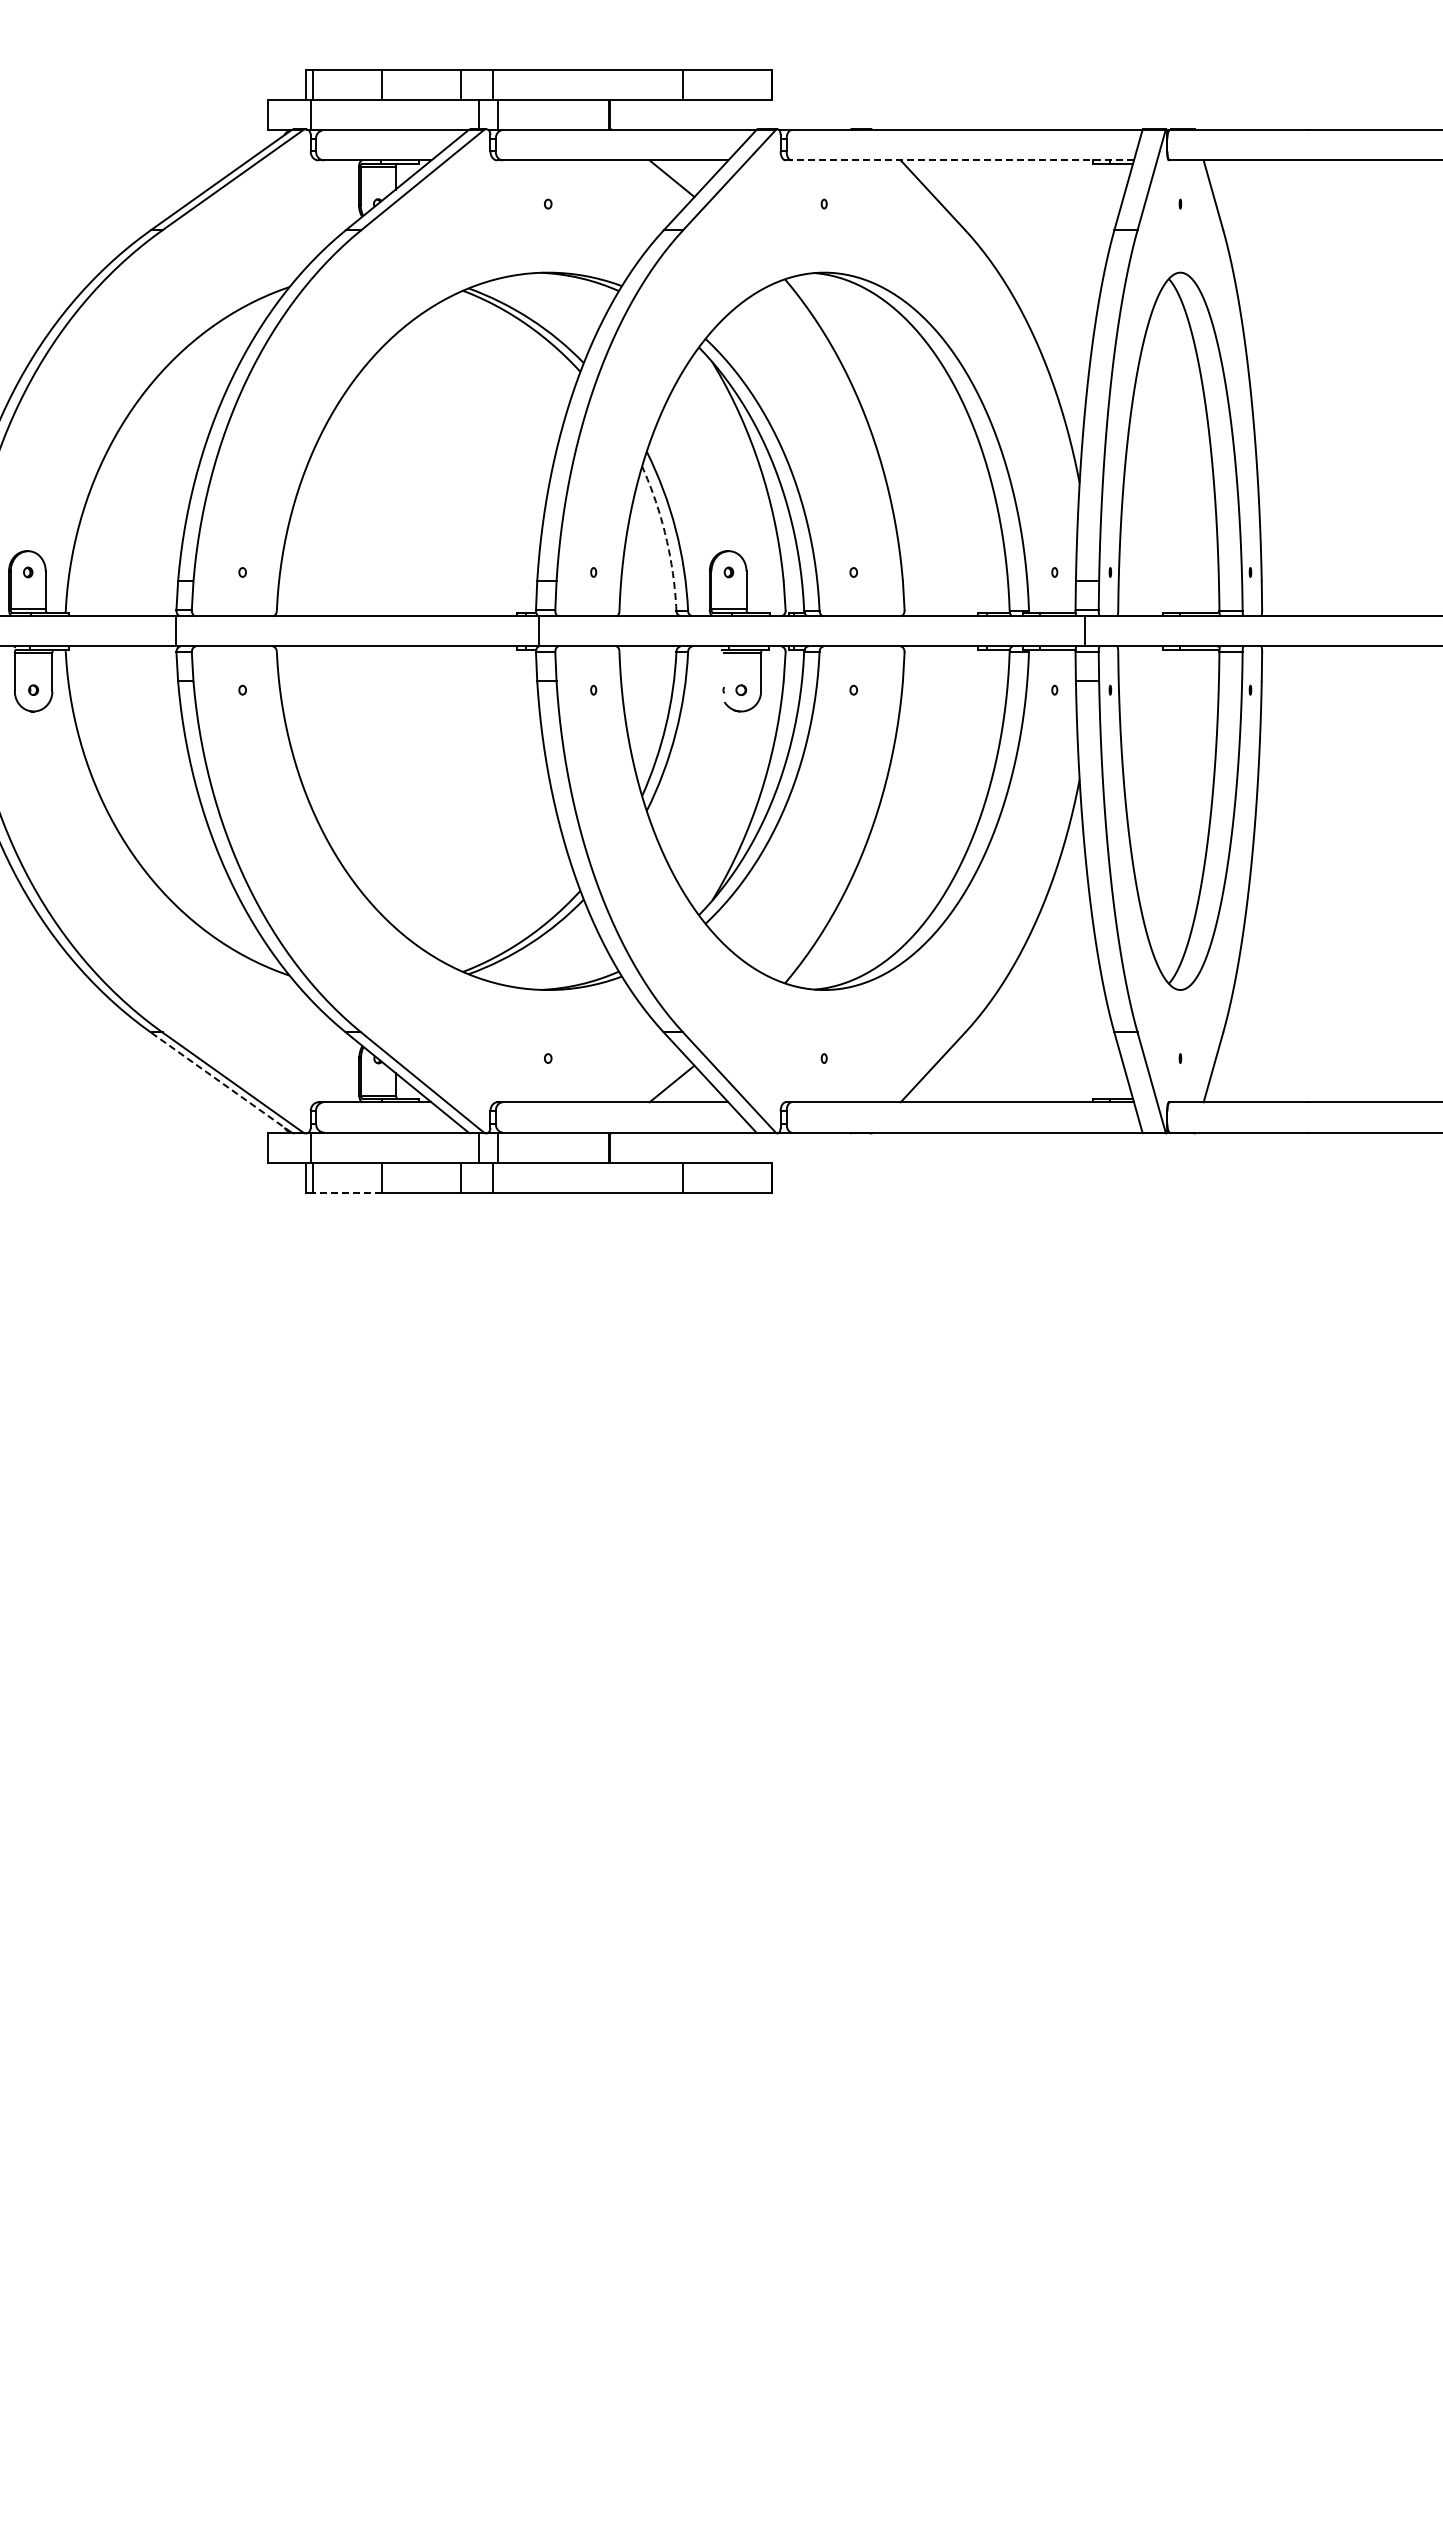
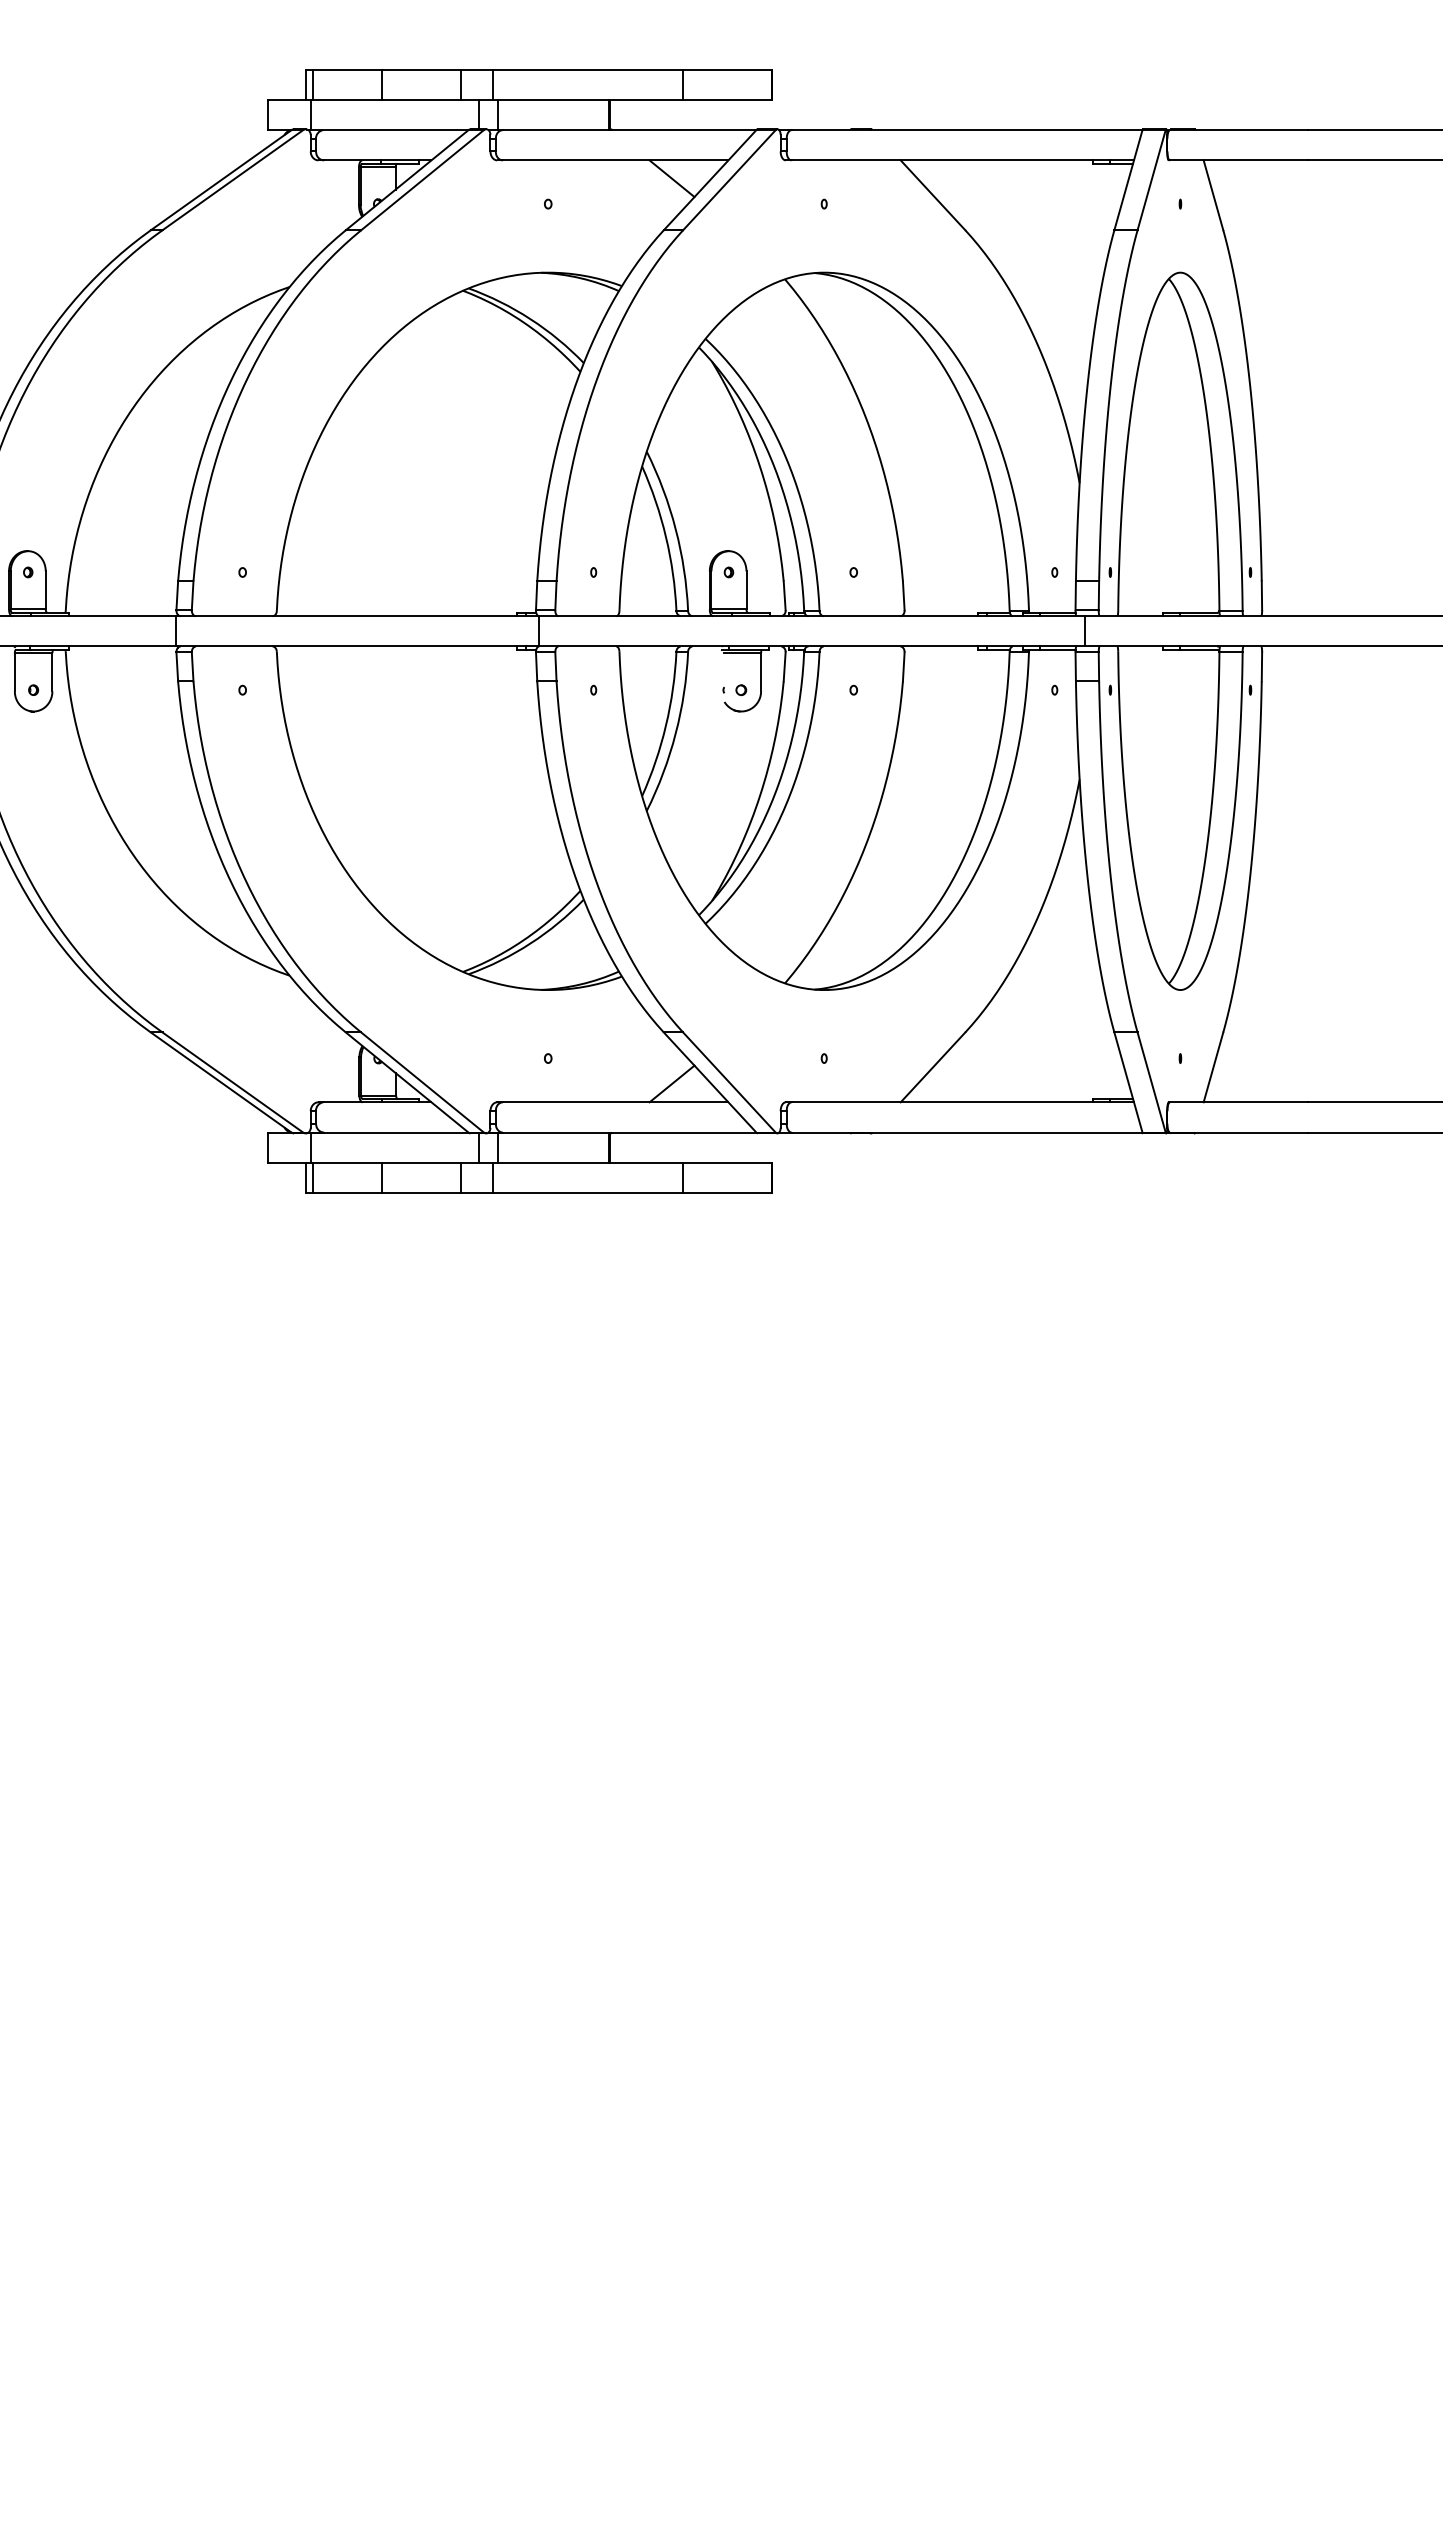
line: dashed -> solid (962, 160)
arc: dashed -> solid (666, 537)
line: dashed -> solid (220, 1082)
line: dashed -> solid (347, 1193)
